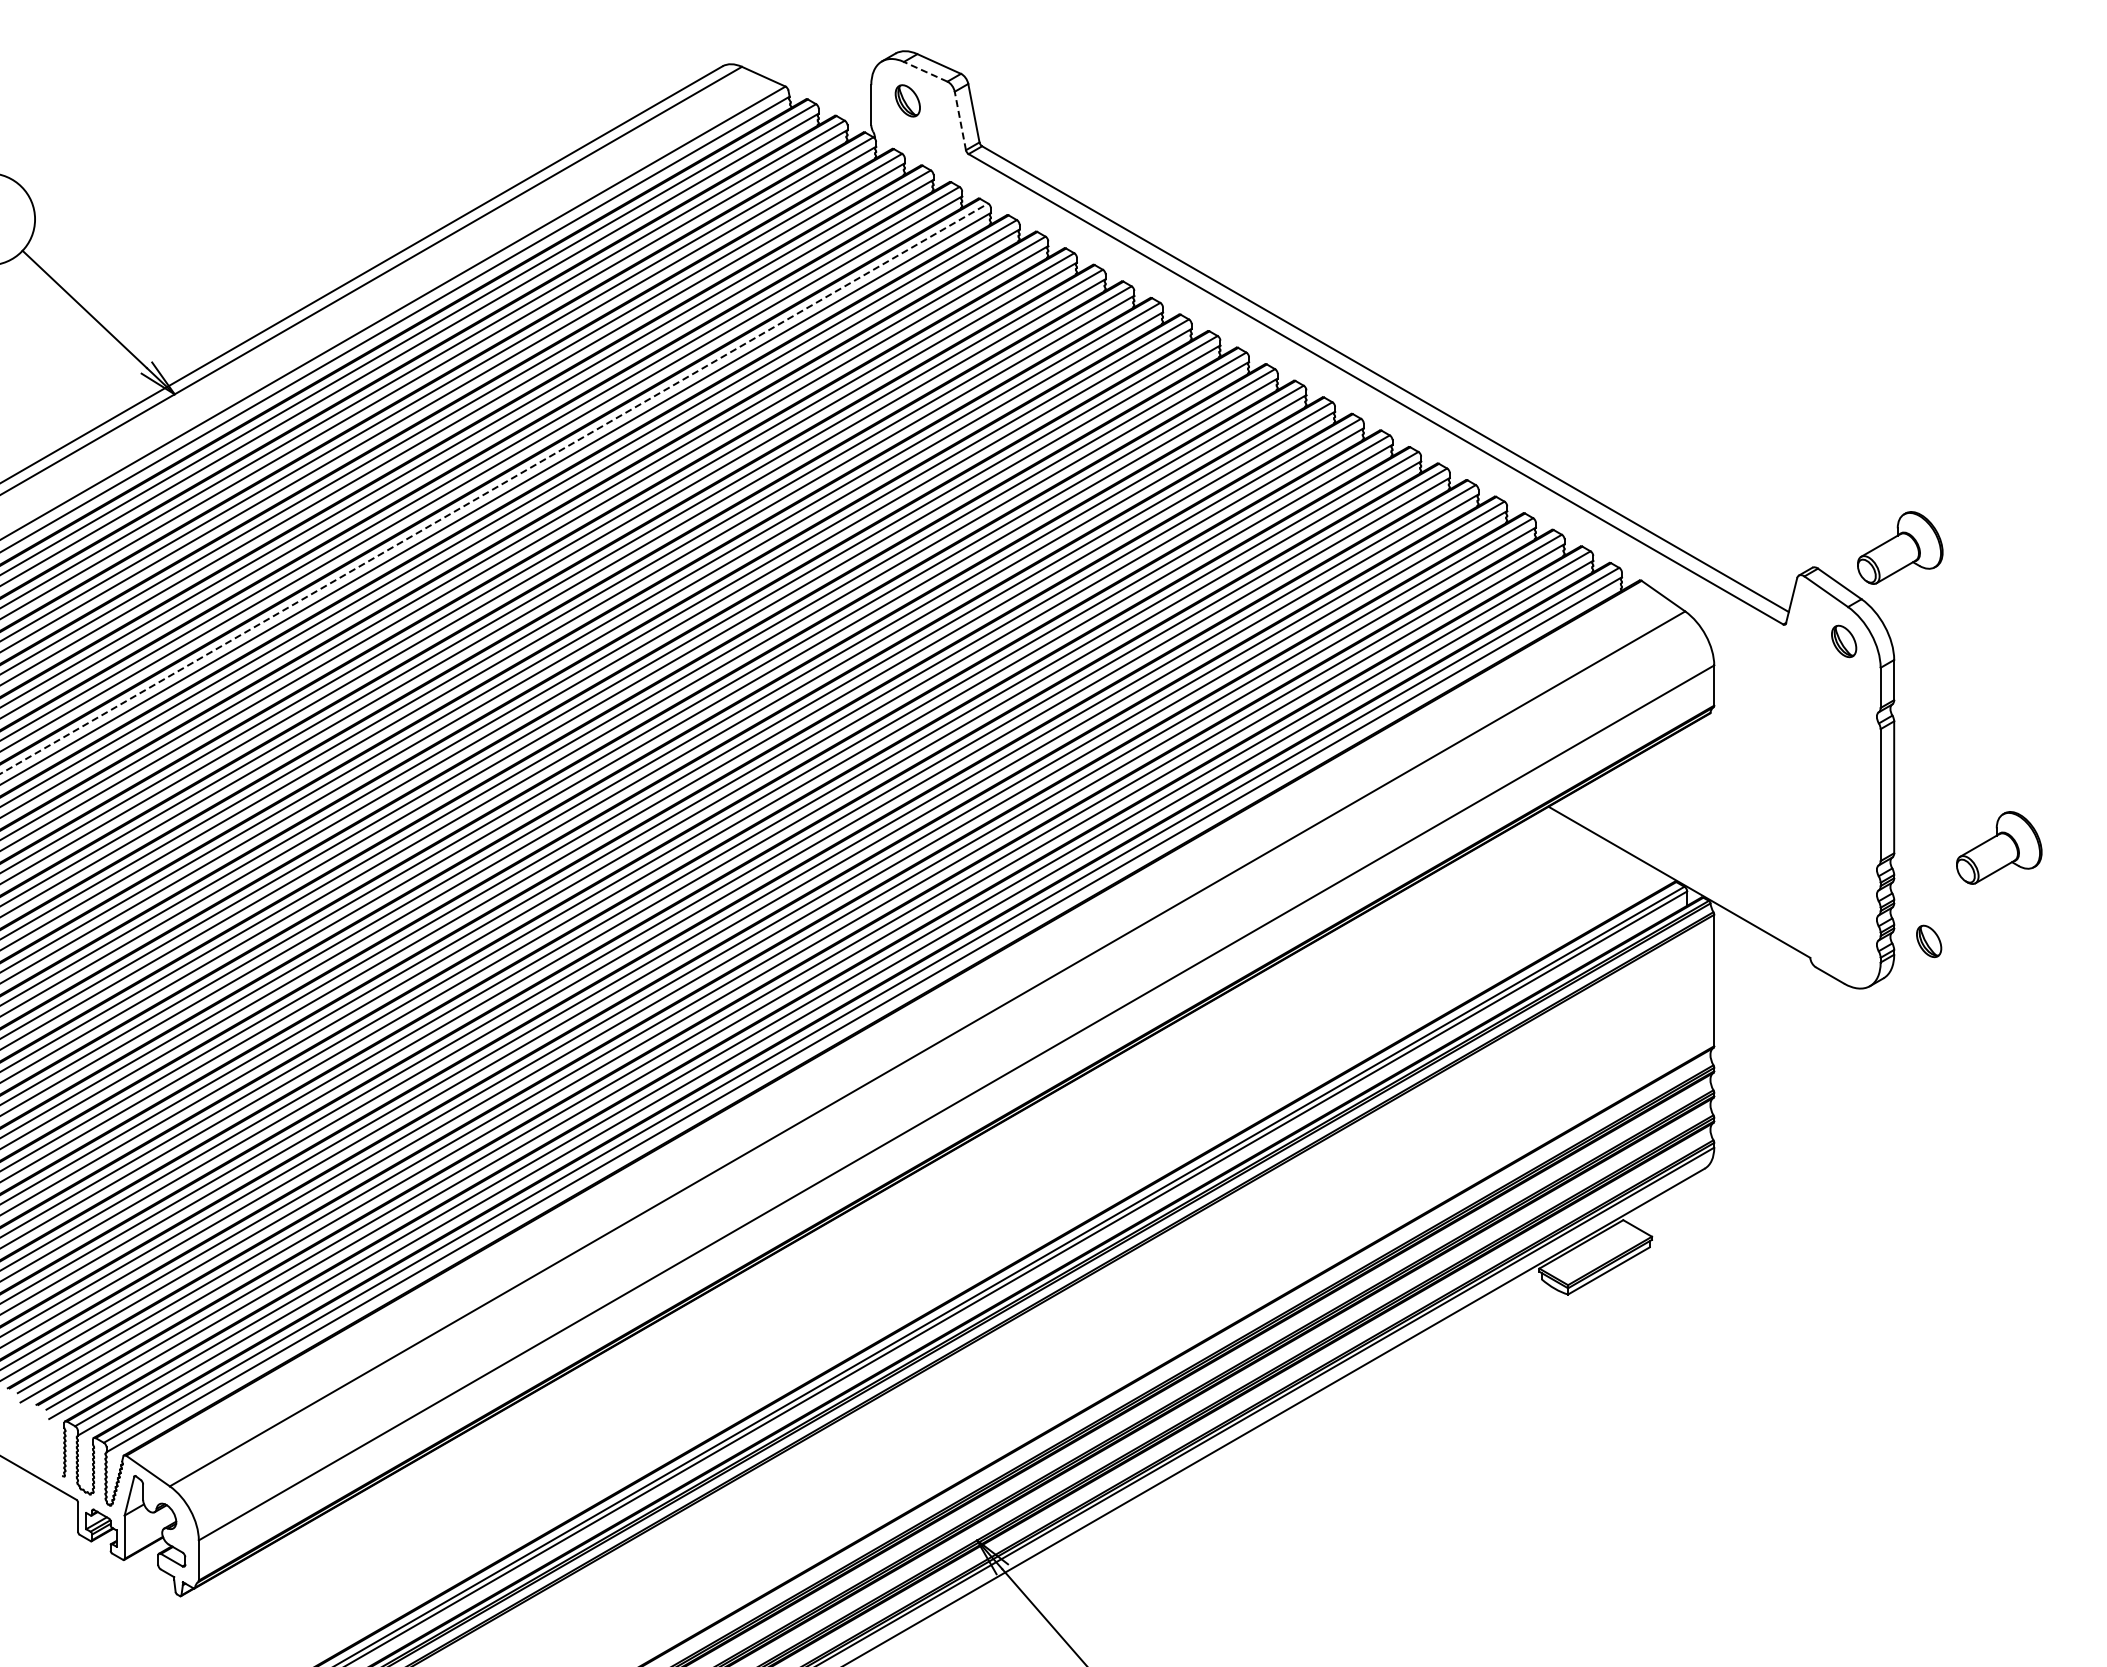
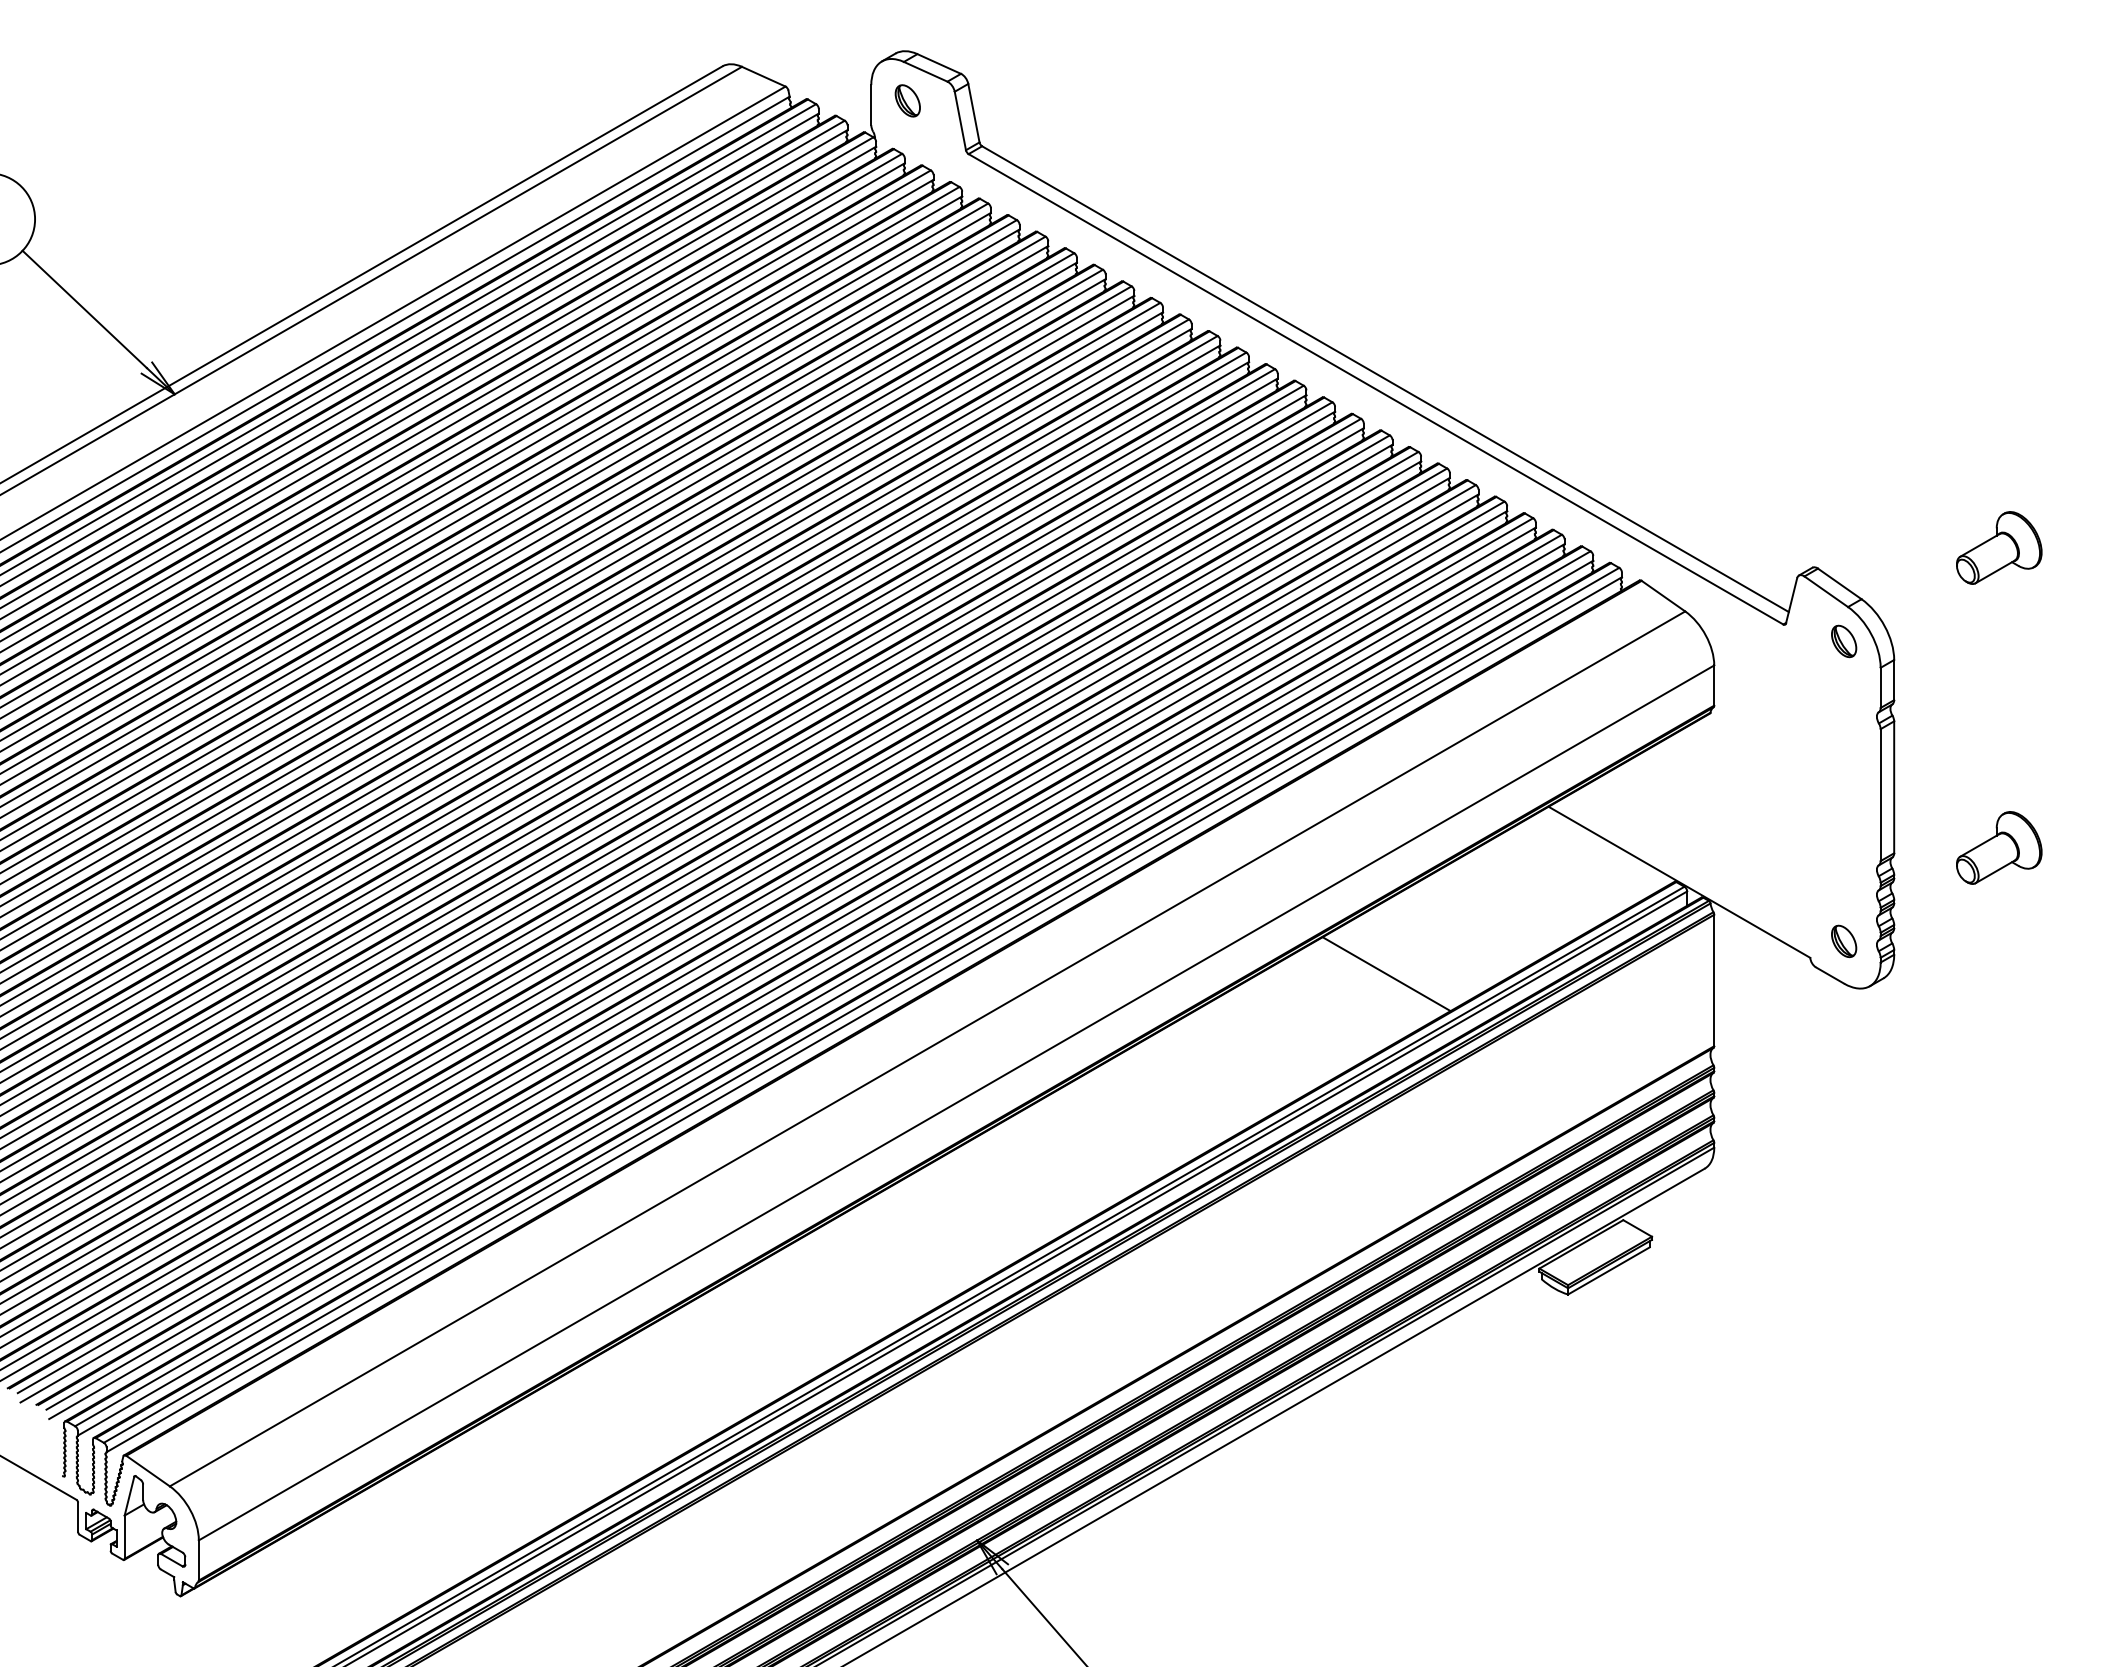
line: dashed -> solid (925, 71)
line: dashed -> solid (960, 120)
line: dashed -> solid (494, 488)
part position: (1900, 547) -> (1999, 547) (1999, 547)
part position: (1929, 941) -> (1844, 941) (1844, 941)
line: none -> present (1386, 974)
